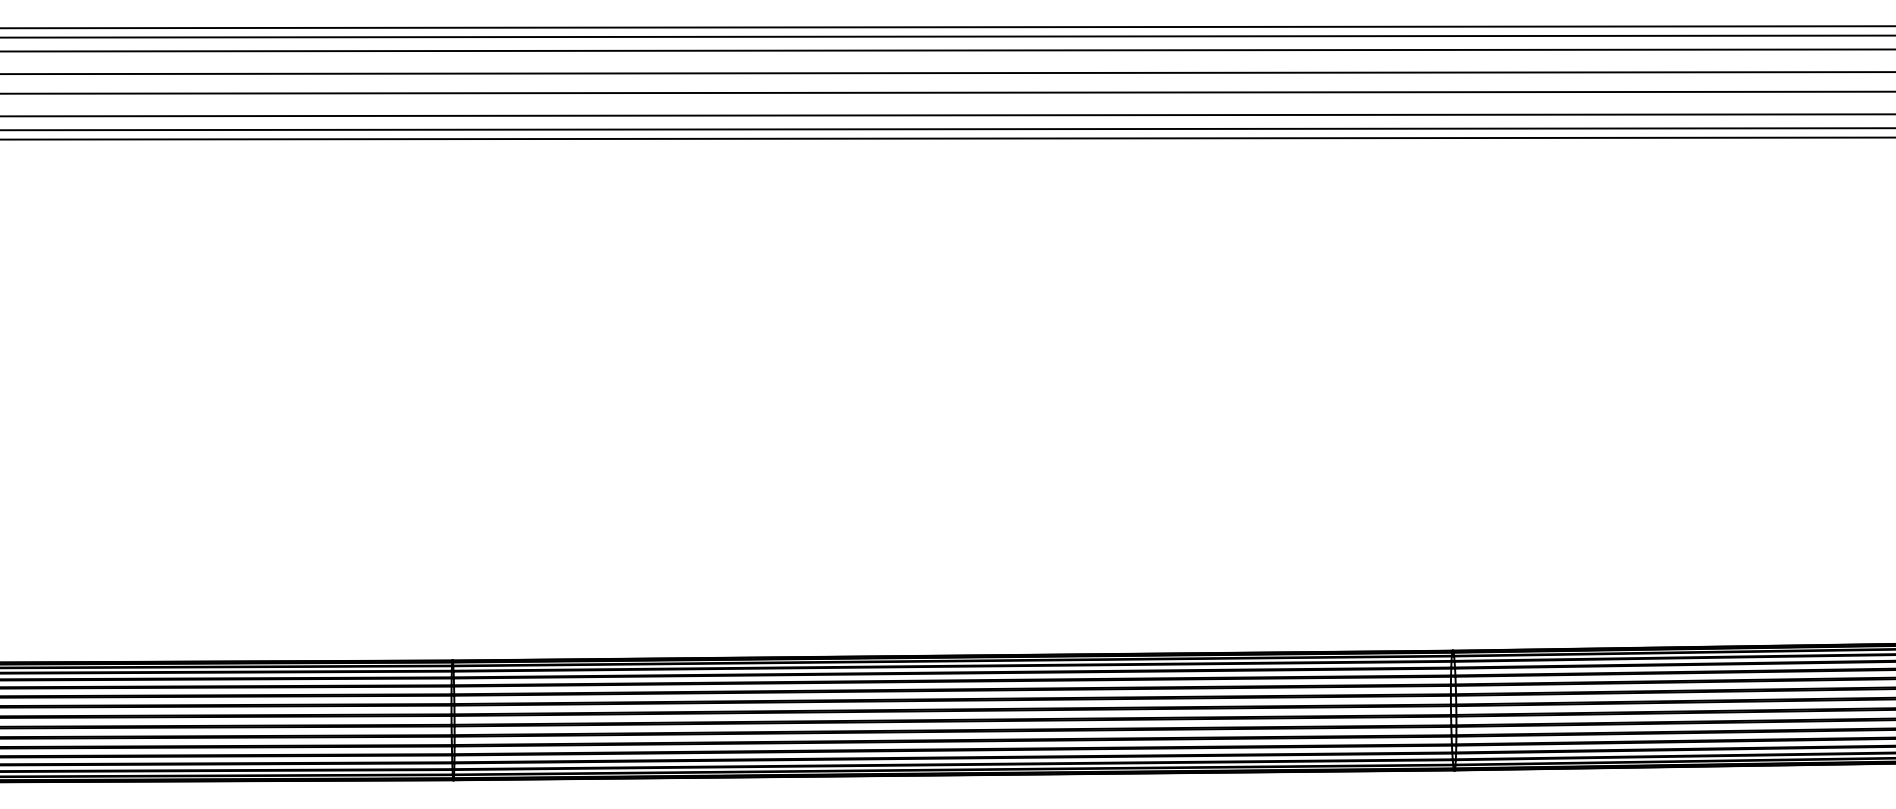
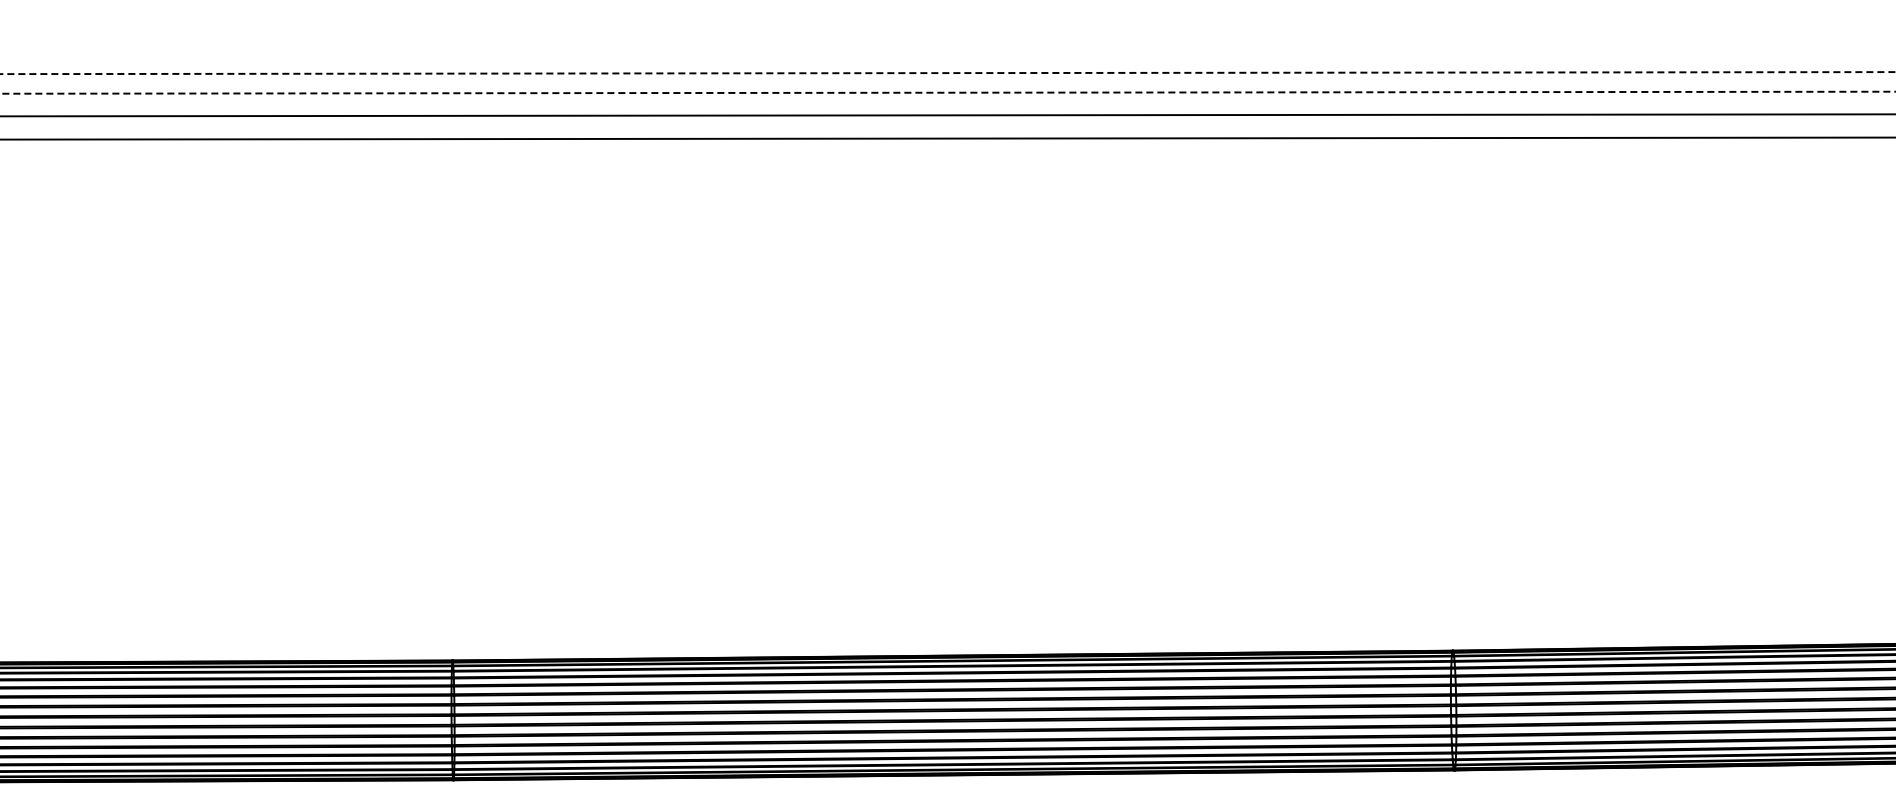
line: present -> none (947, 27)
line: present -> none (947, 36)
line: present -> none (947, 50)
line: solid -> dashed (947, 73)
line: solid -> dashed (947, 92)
line: present -> none (947, 129)
